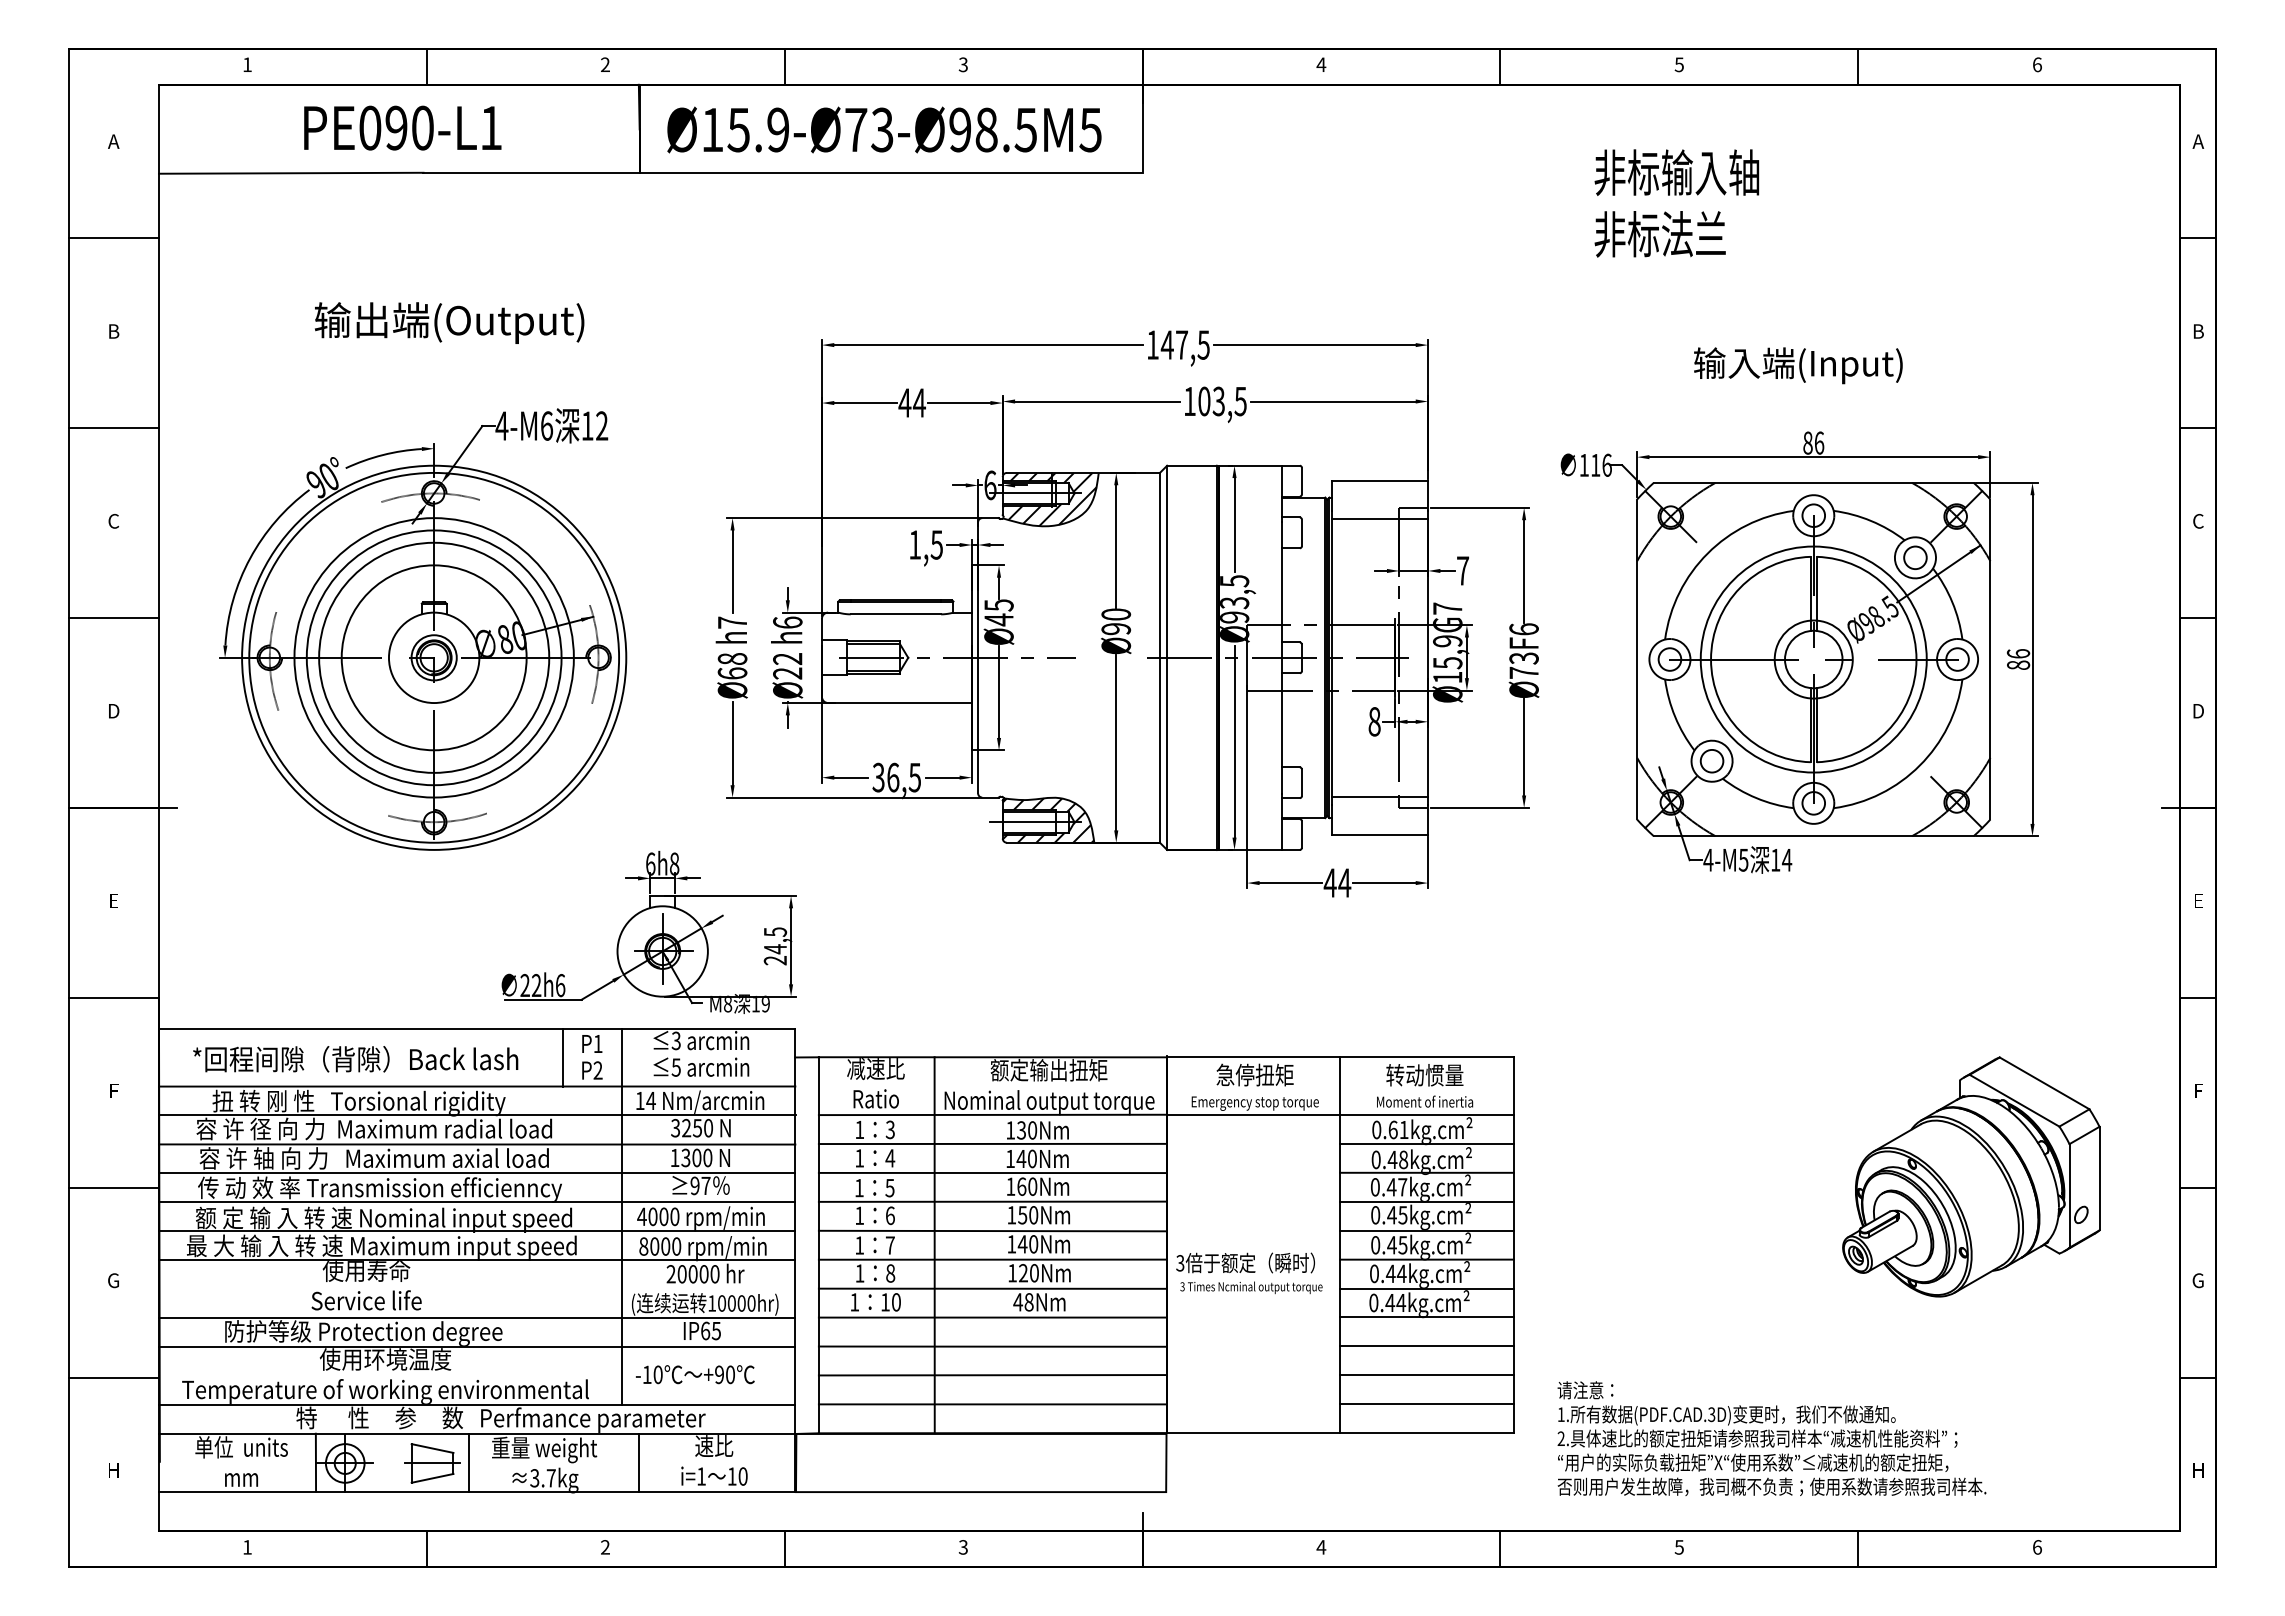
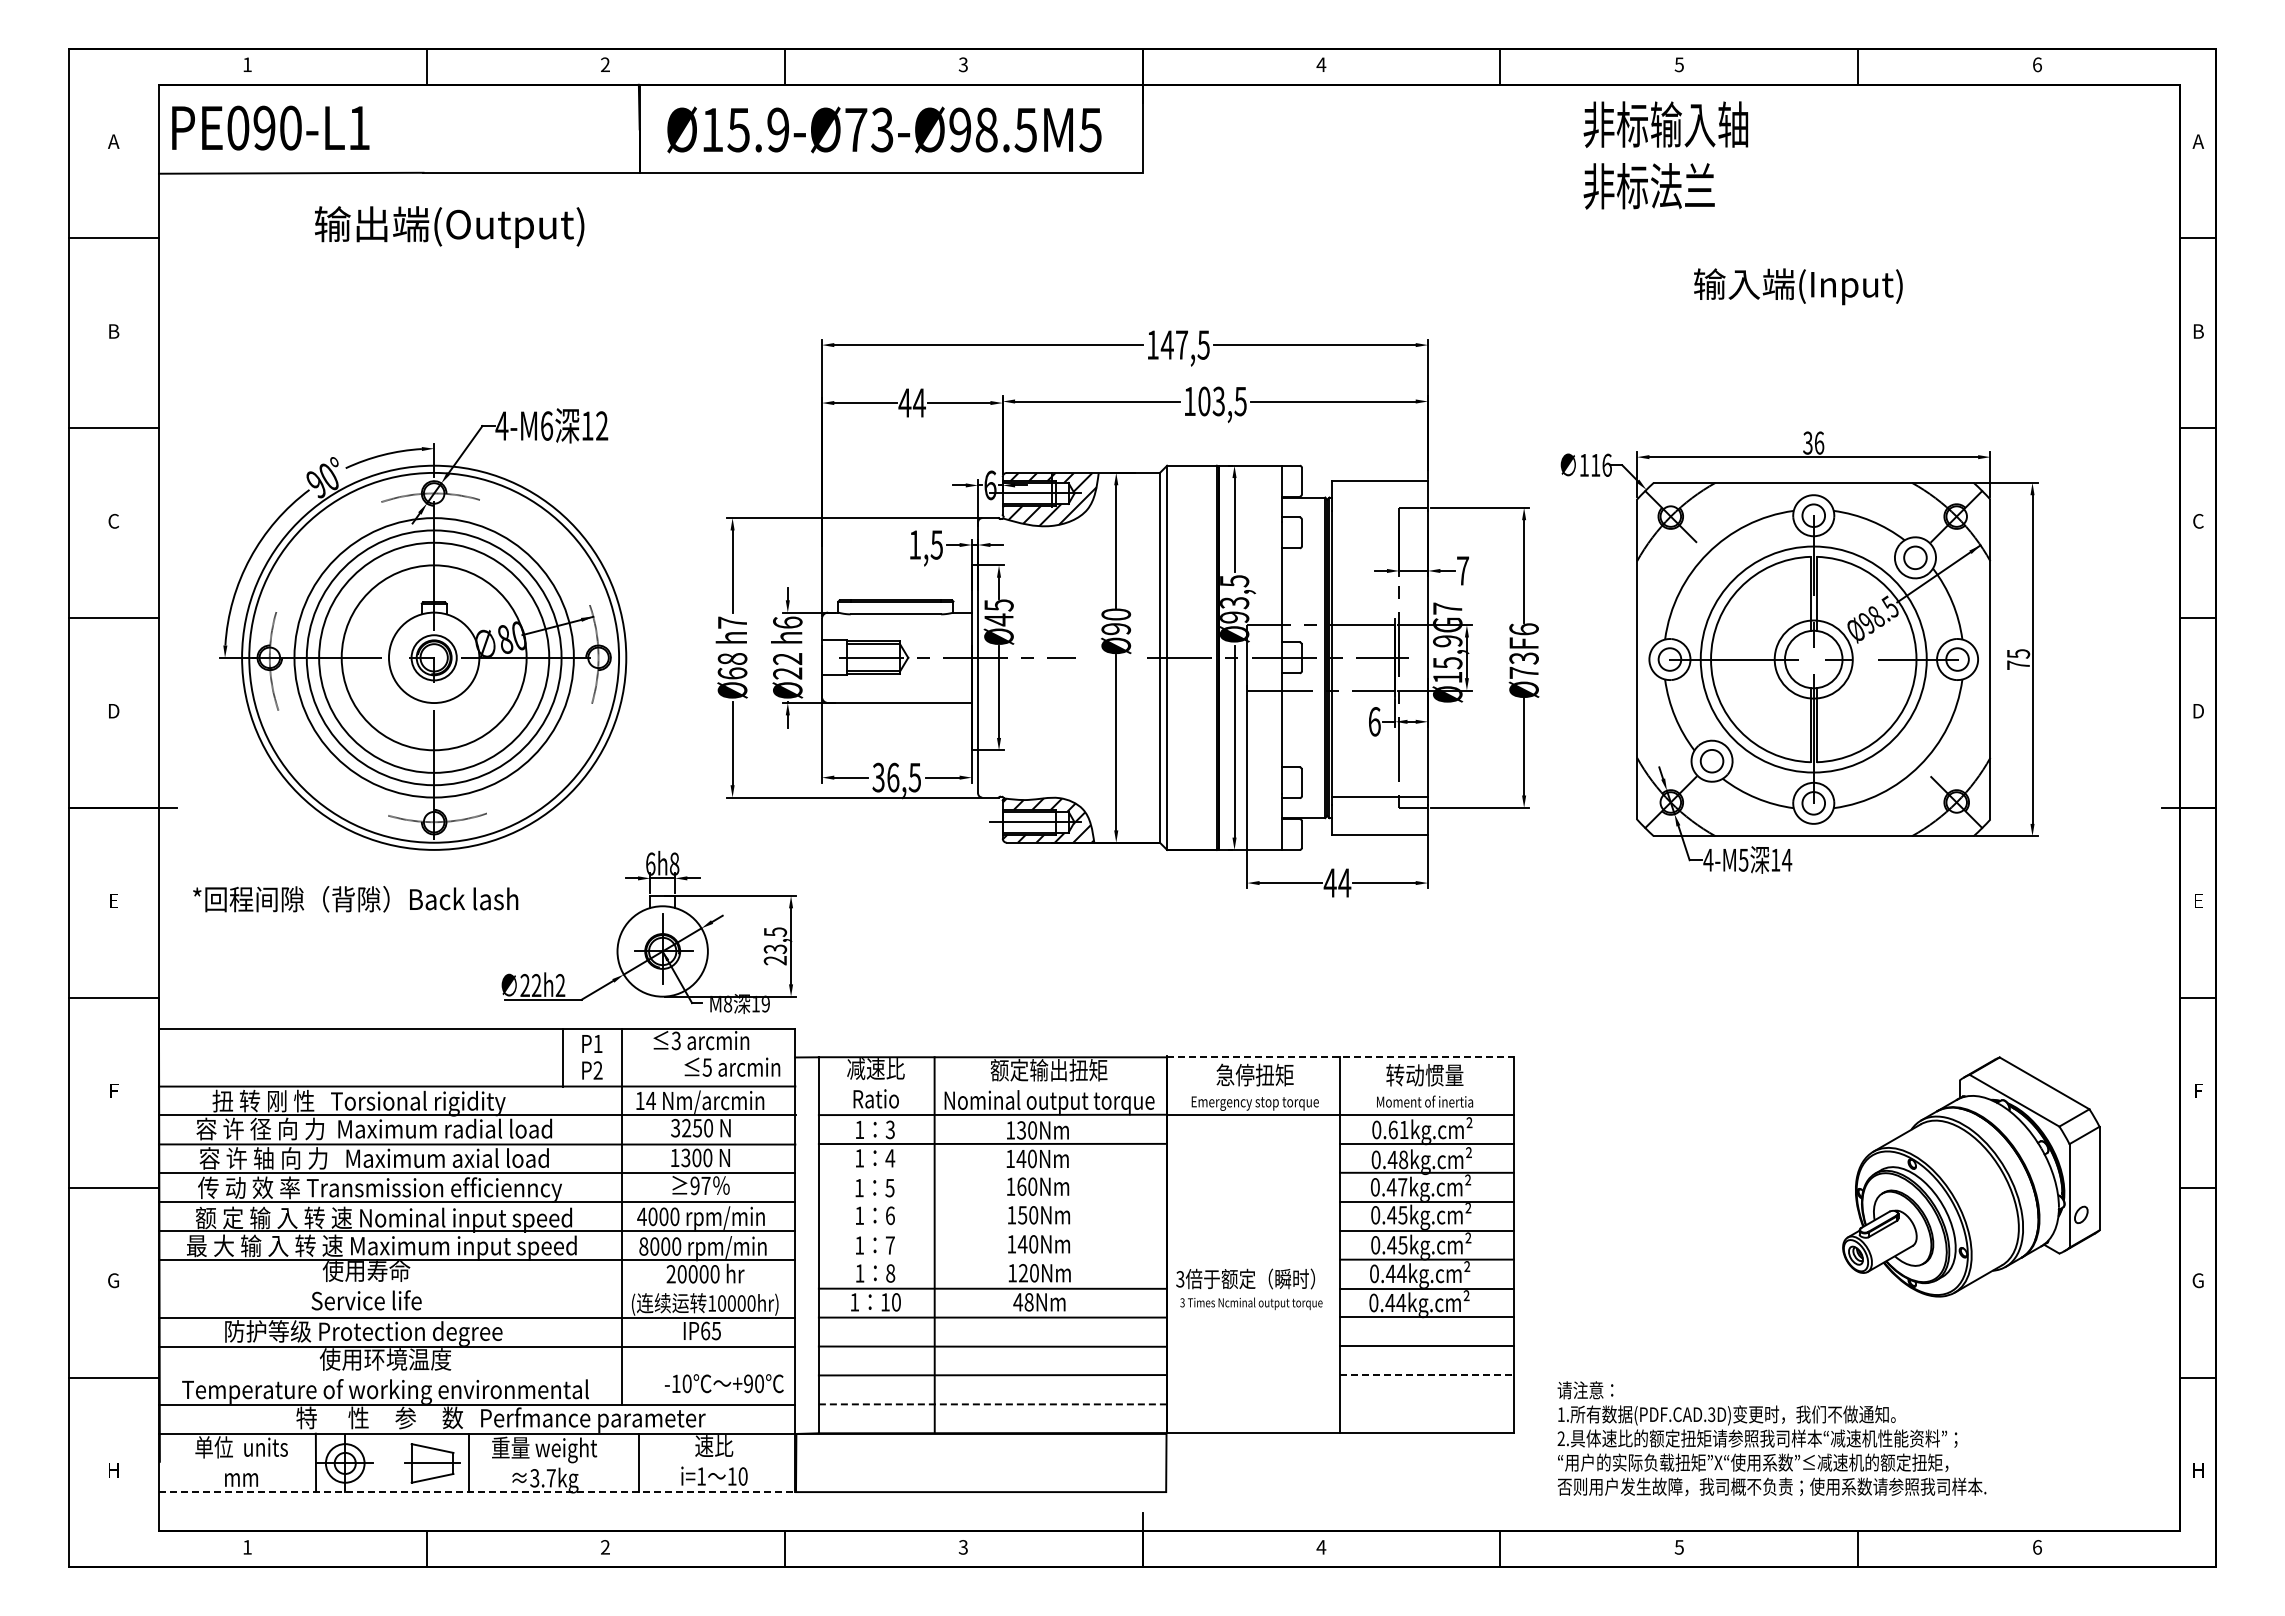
text position: (402, 127) -> (270, 127) (270, 127)
text position: (1676, 203) -> (1665, 155) (1665, 155)
text position: (449, 322) -> (449, 226) (449, 226)
text position: (1798, 365) -> (1798, 286) (1798, 286)
text: 86 -> 36 (1807, 442)
line: present -> none (1379, 518)
text: 86 -> 75 (2018, 659)
text: 8 -> 6 (1374, 721)
text: 24,5 -> 23,5 (775, 949)
text: h6 -> h2 (560, 985)
line: solid -> dashed (1340, 1057)
text position: (355, 1059) -> (355, 899) (355, 899)
text position: (701, 1066) -> (732, 1066) (732, 1066)
line: present -> none (992, 1172)
line: present -> none (992, 1201)
line: present -> none (992, 1230)
line: present -> none (992, 1259)
text position: (1249, 1273) -> (1249, 1289) (1249, 1289)
text position: (695, 1374) -> (724, 1383) (724, 1383)
line: solid -> dashed (1426, 1375)
line: solid -> dashed (992, 1404)
line: present -> none (1426, 1404)
line: solid -> dashed (477, 1491)
